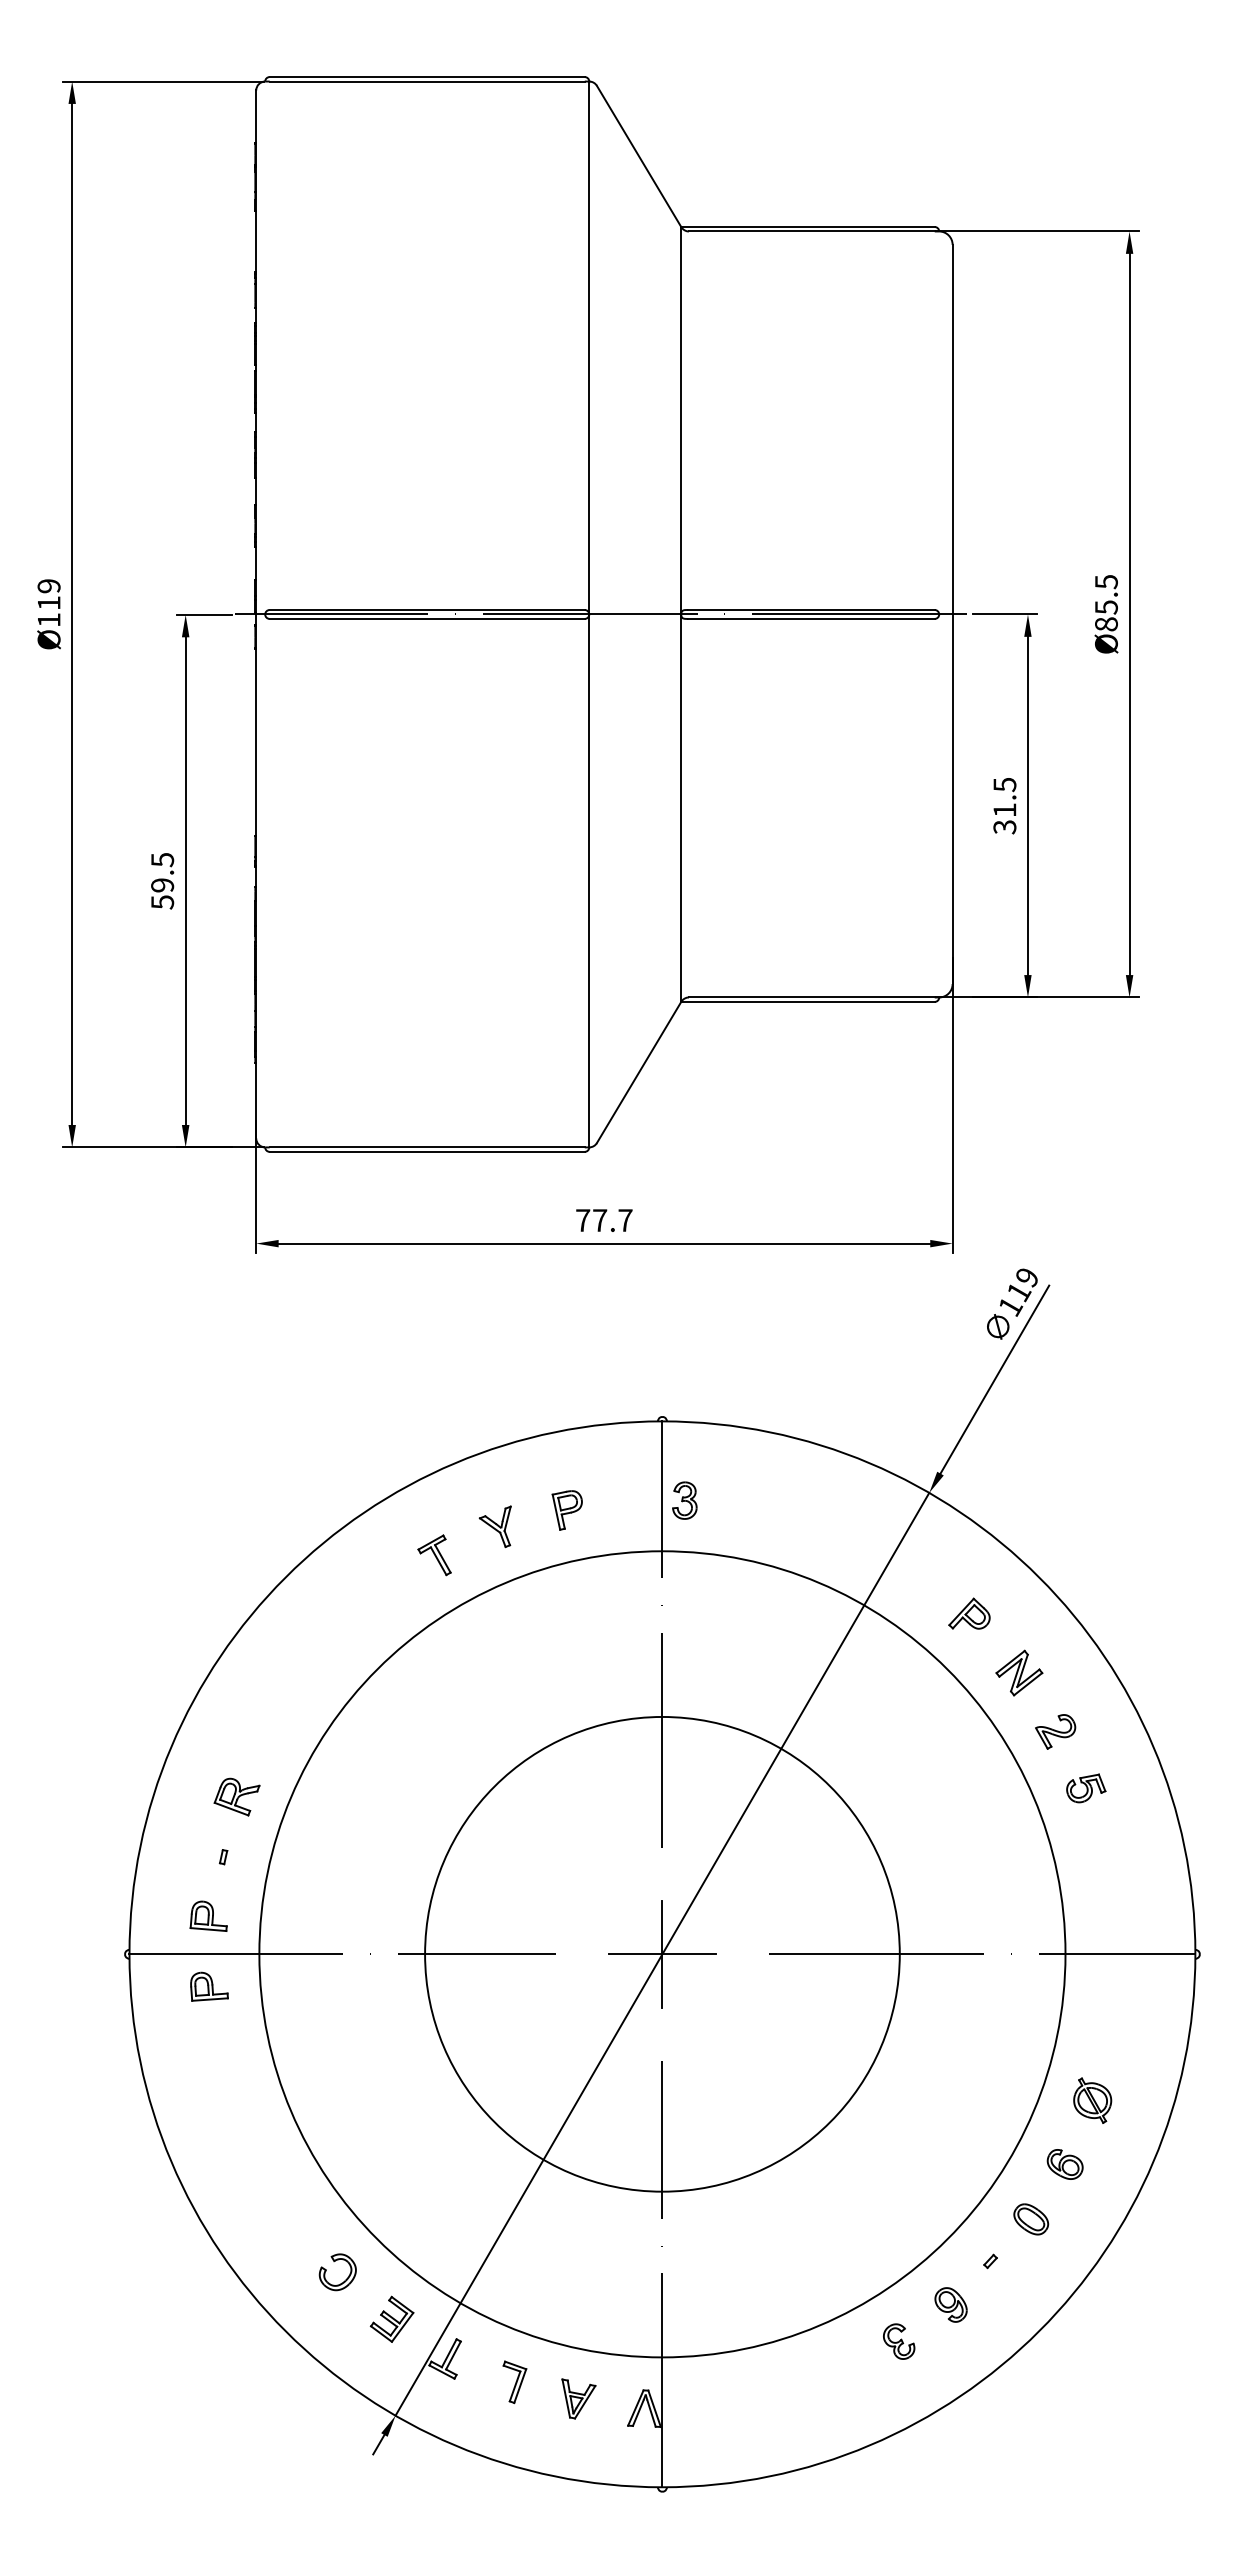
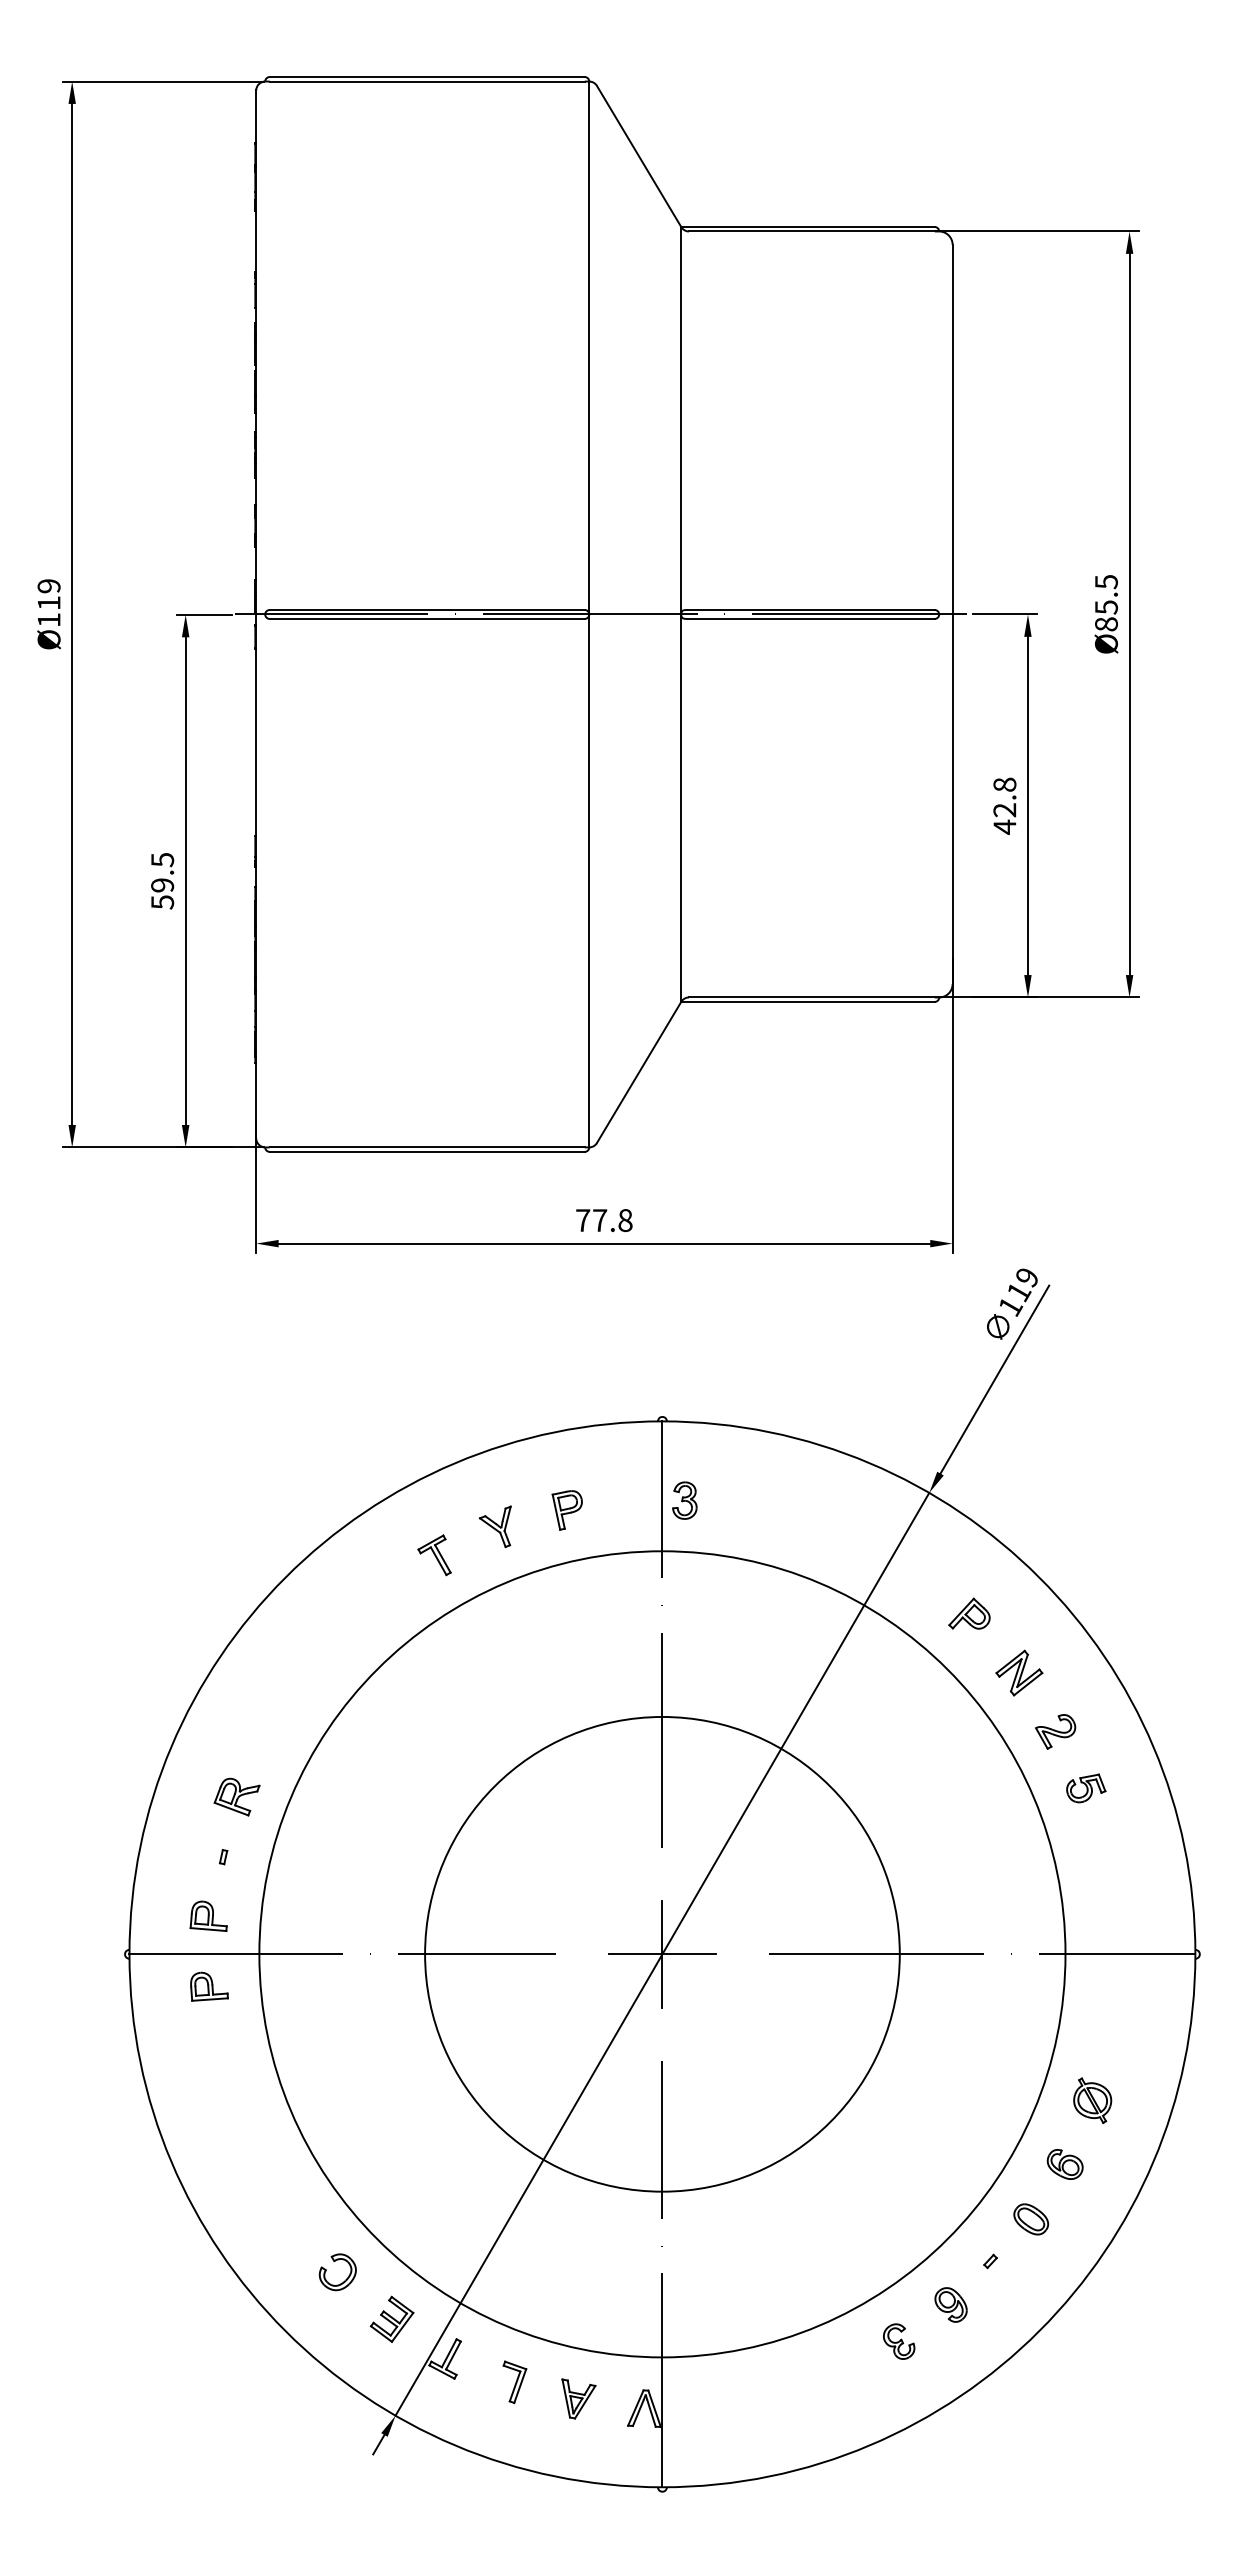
text: 31.5 -> 42.8 (1004, 805)
text: 77.7 -> 77.8 (625, 1220)
